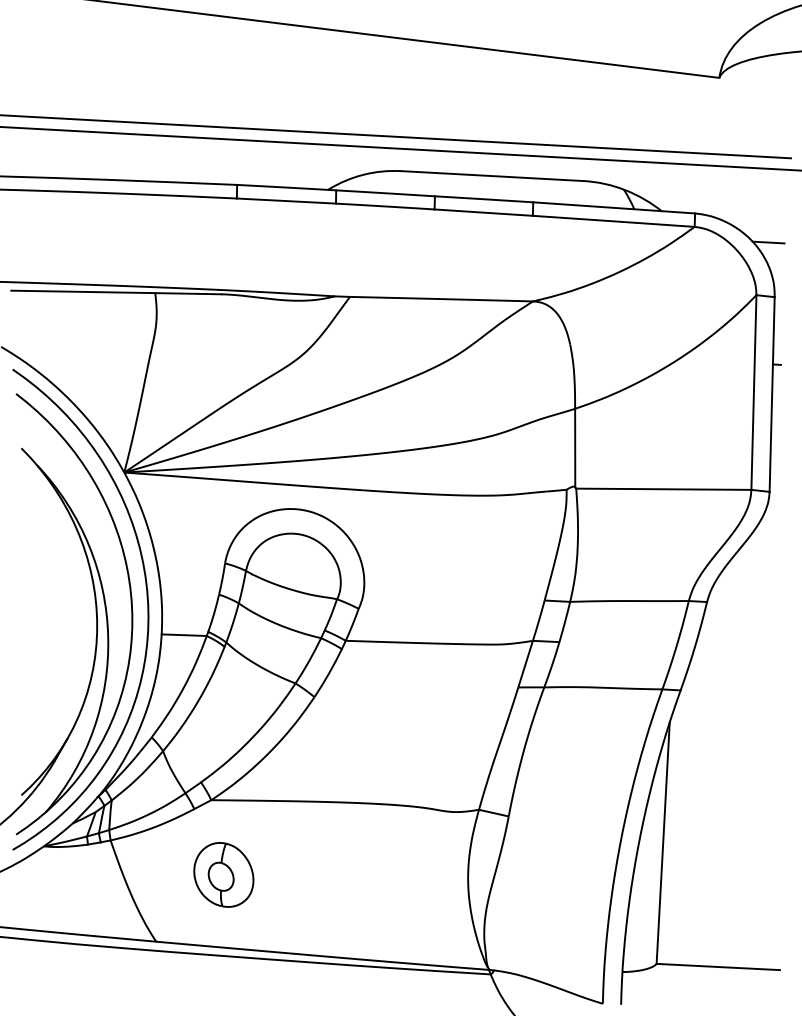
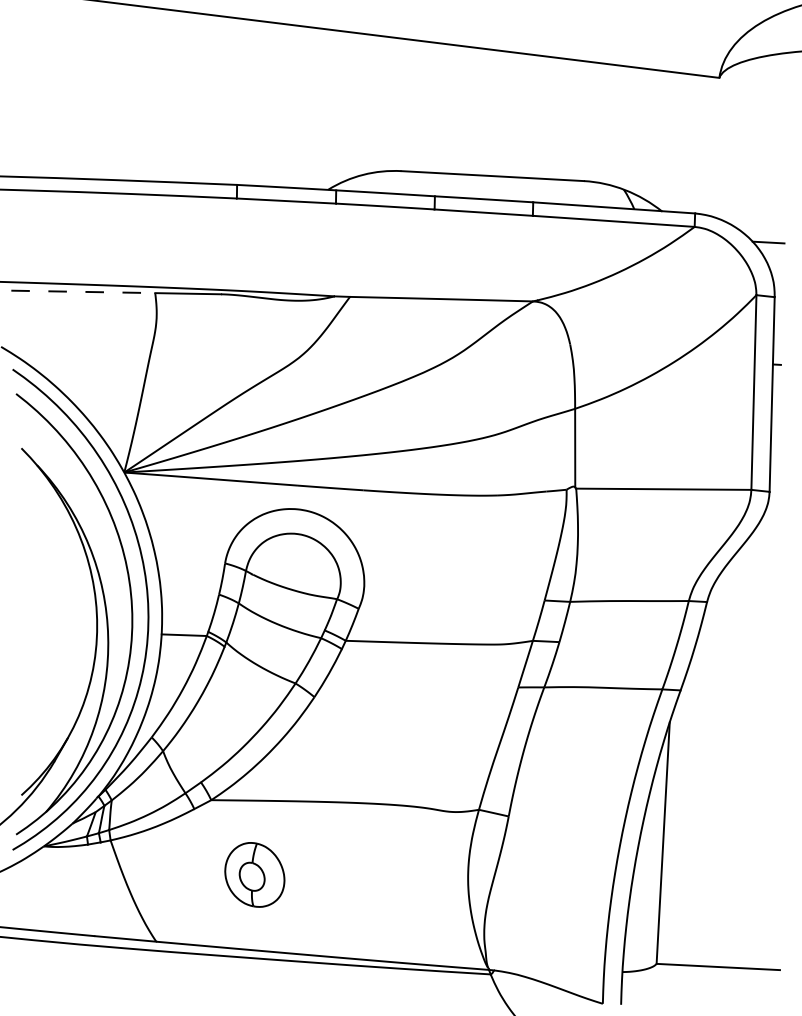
line: present -> none (396, 136)
line: present -> none (400, 148)
line: solid -> dashed (83, 291)
part position: (223, 874) -> (254, 874) (254, 874)
